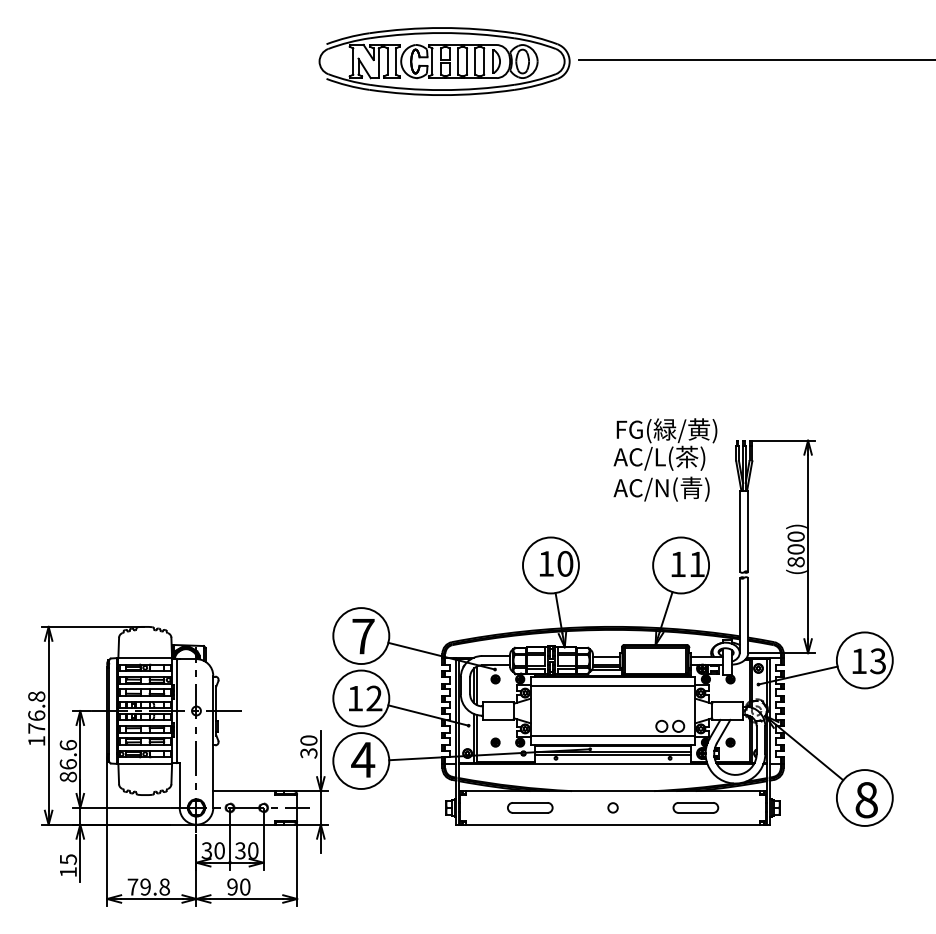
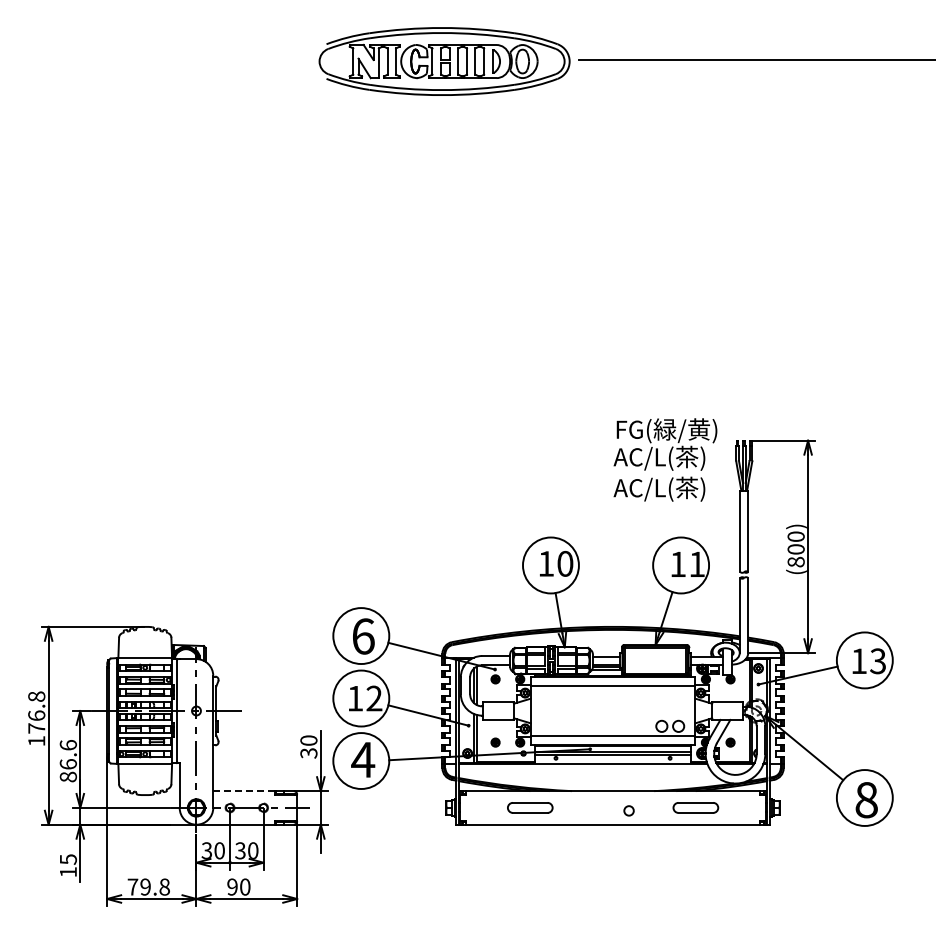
text: AC/N(青) -> AC/L(茶) (683, 488)
text: 7 -> 6 (363, 636)
line: solid -> dashed (244, 791)
circle position: (612, 807) -> (628, 810) (628, 810)
